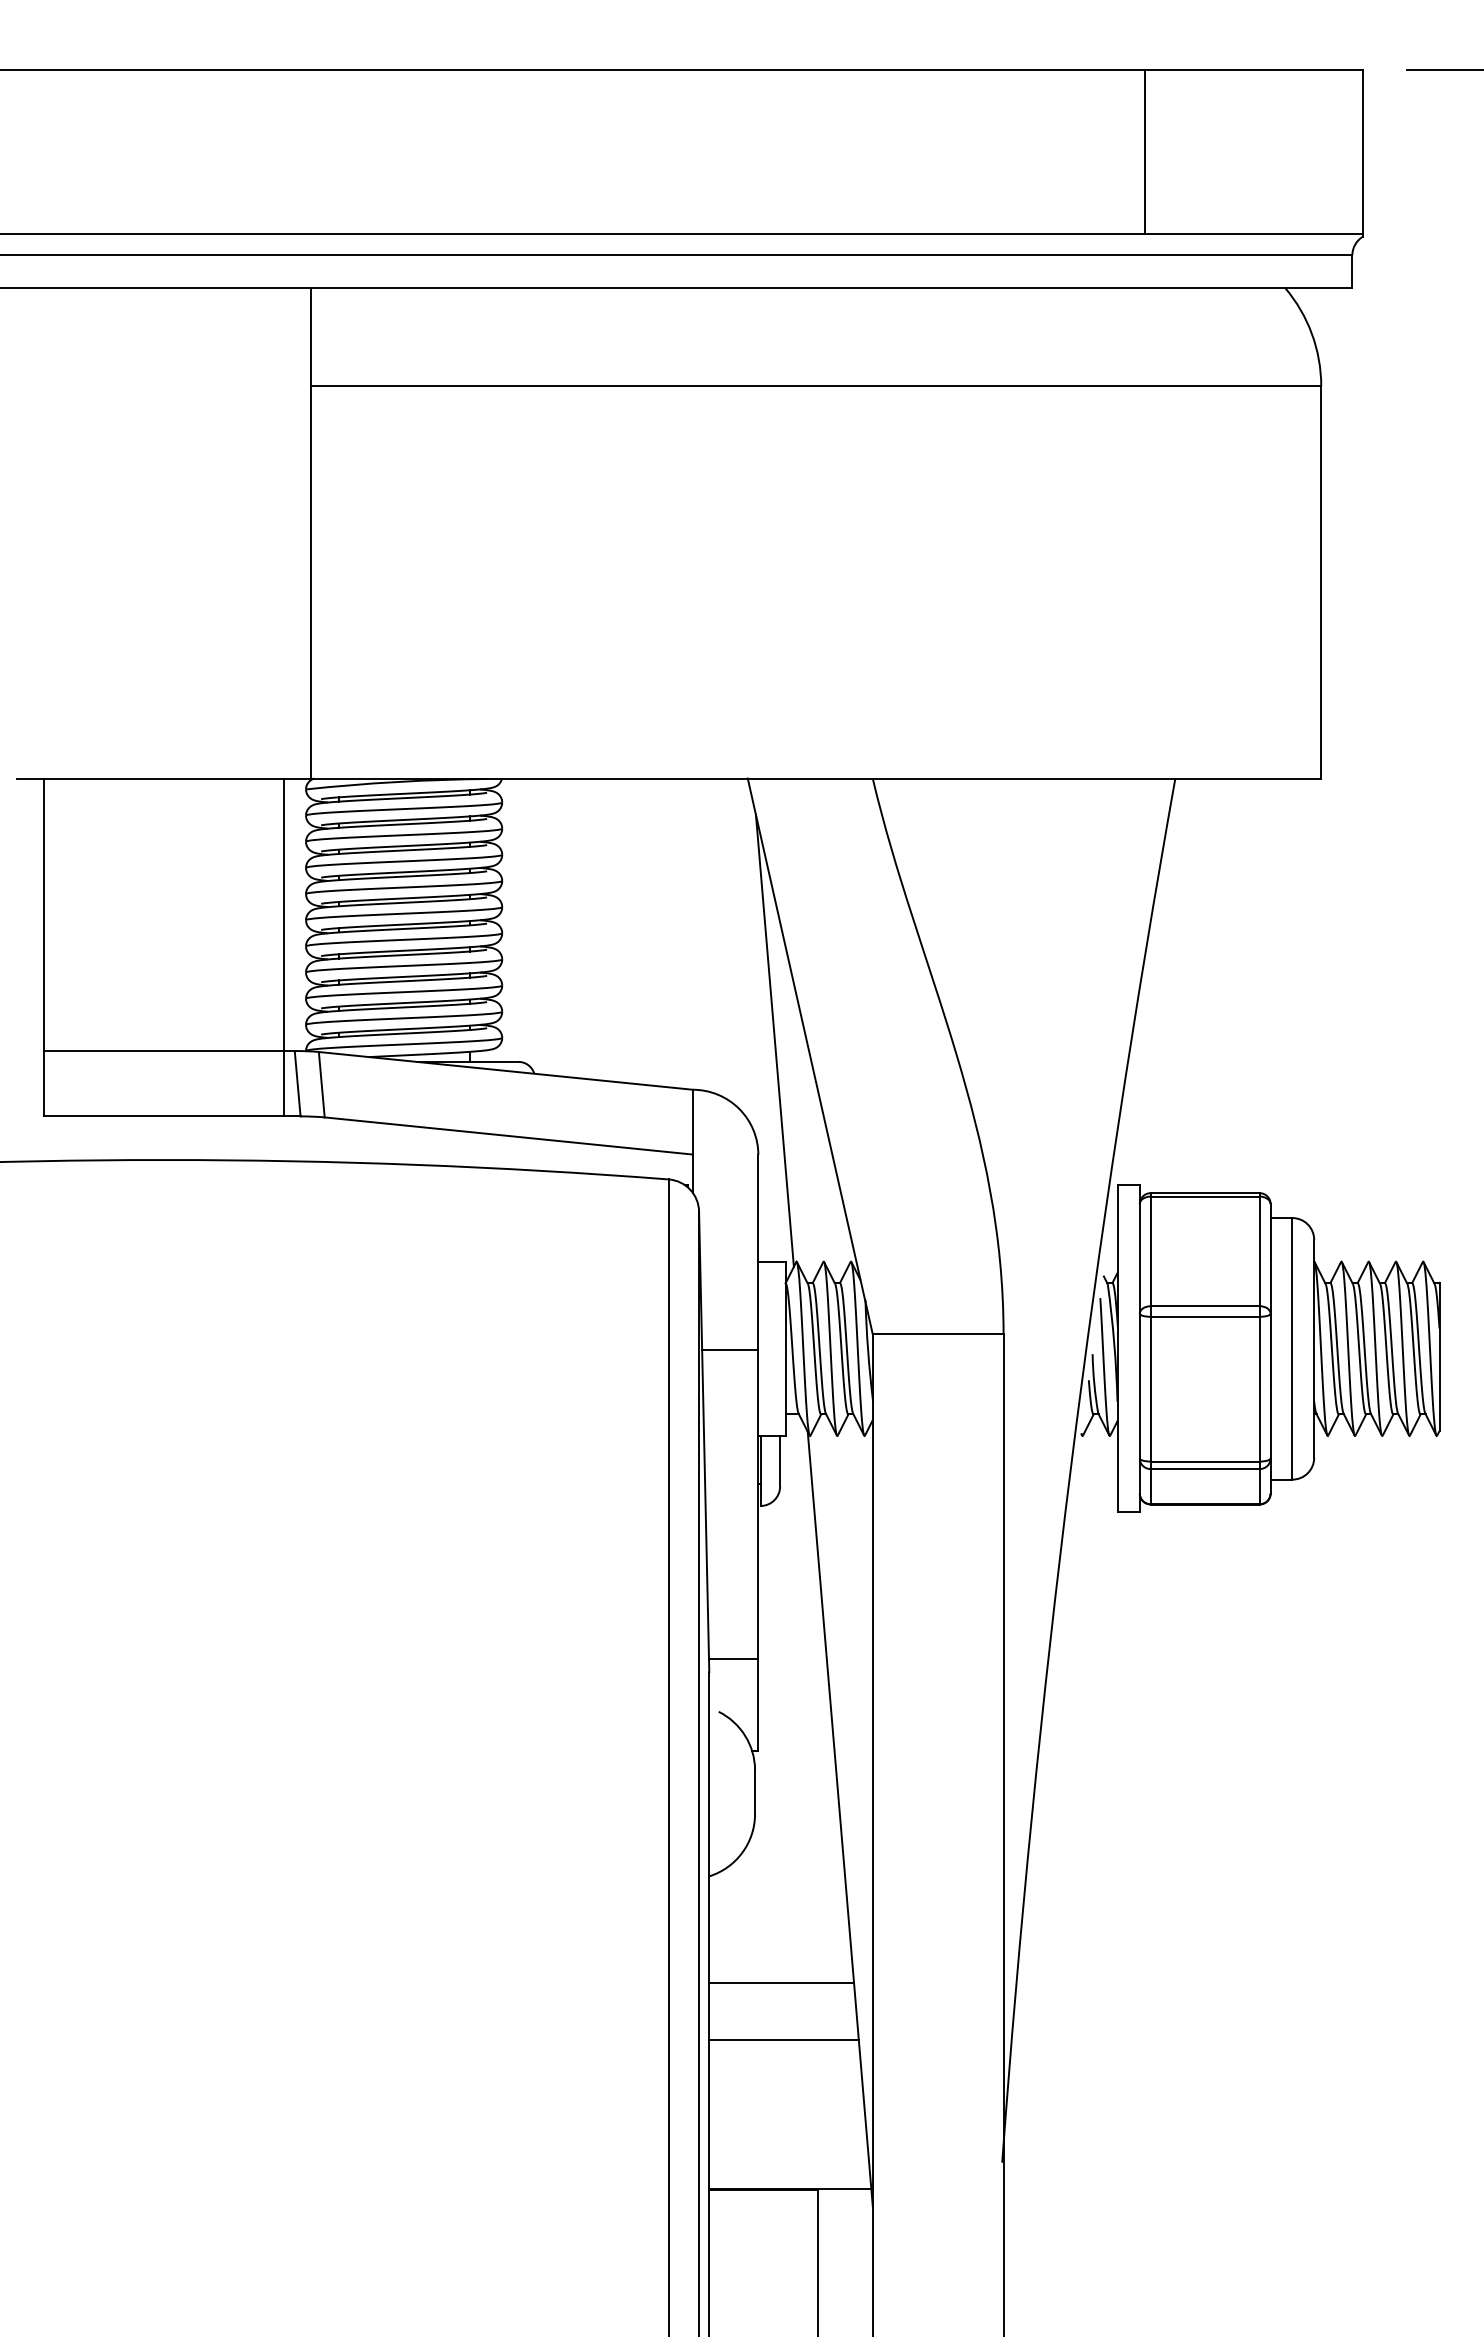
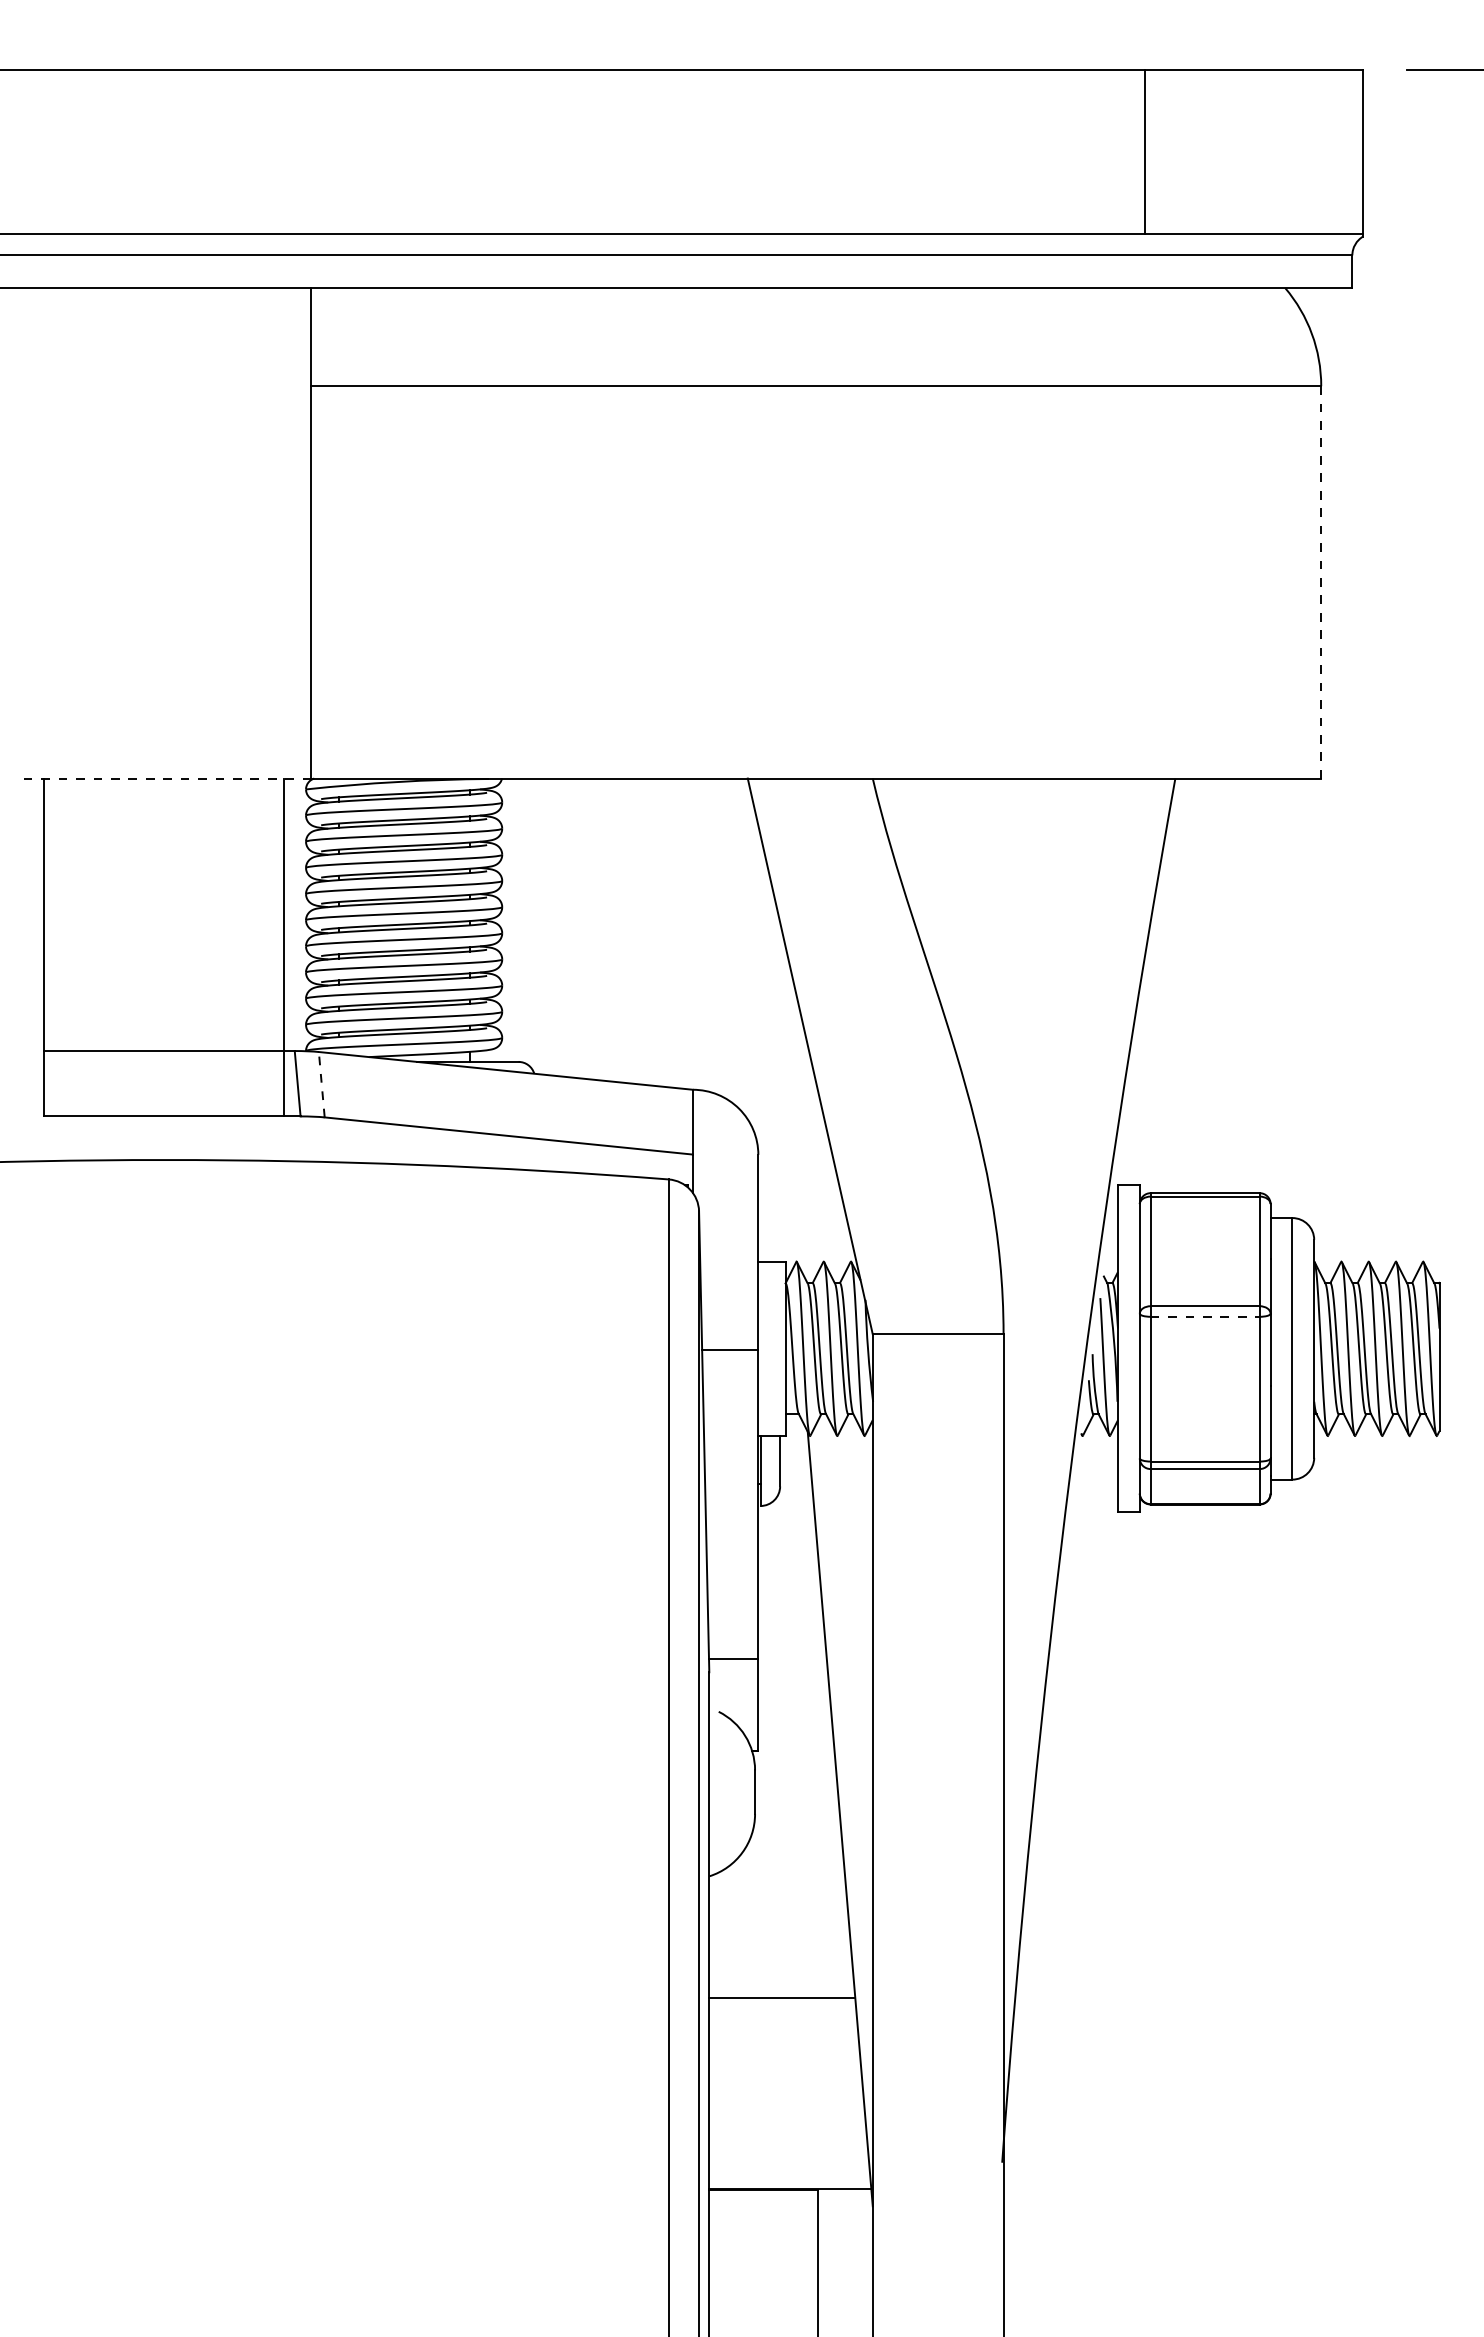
line: solid -> dashed (1321, 582)
line: solid -> dashed (163, 778)
line: present -> none (774, 1040)
line: solid -> dashed (321, 1084)
line: solid -> dashed (1205, 1316)
line position: (781, 1983) -> (781, 1998) (781, 1998)
line: present -> none (783, 2039)
